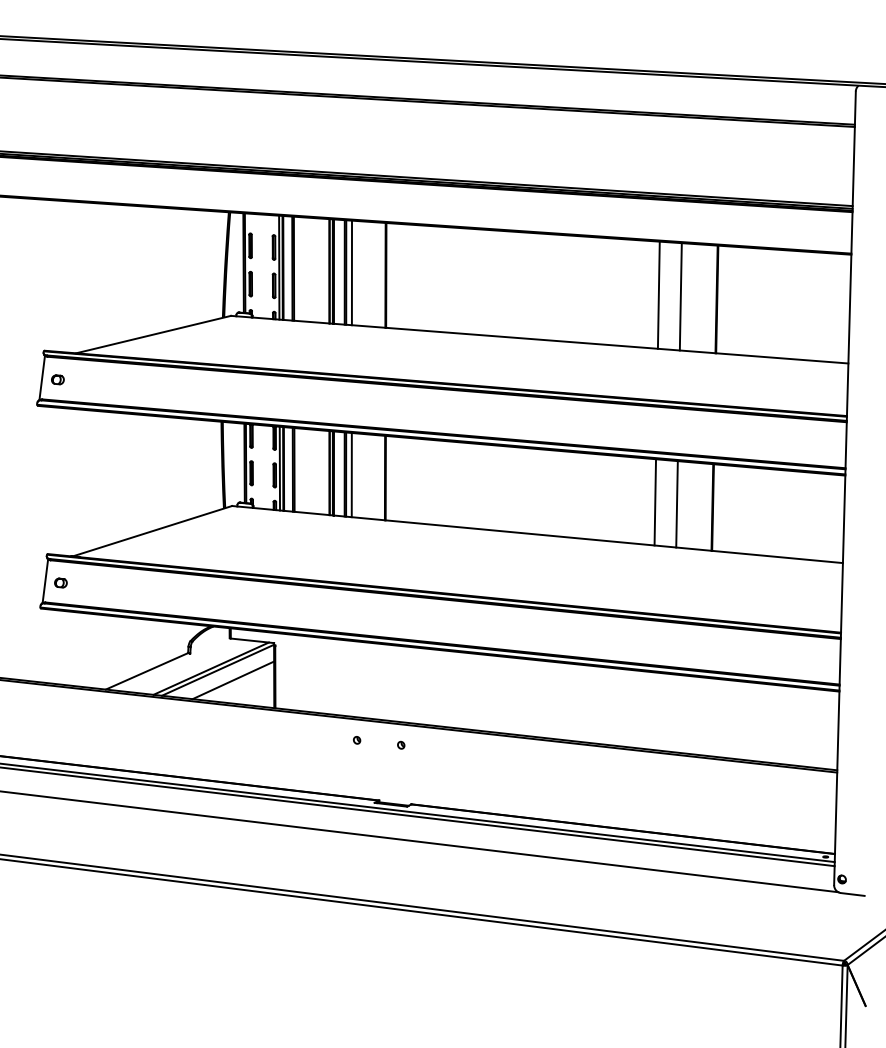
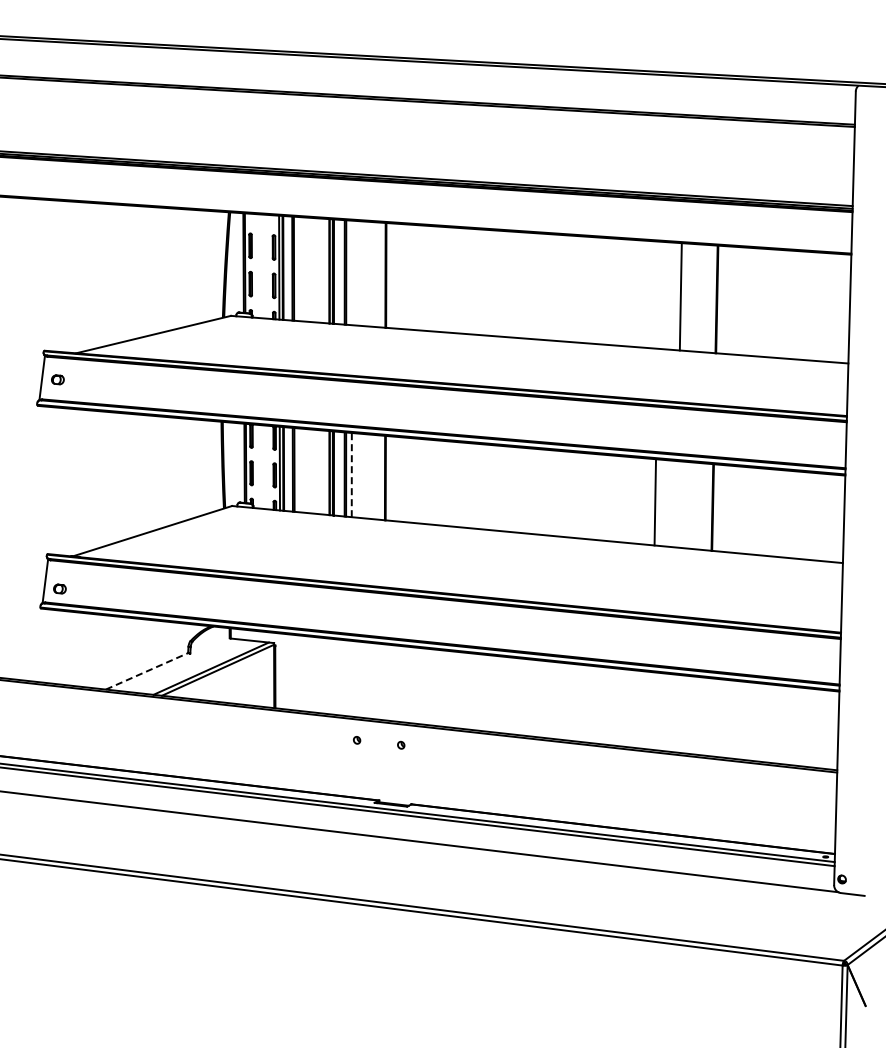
line: present -> none (351, 272)
line: present -> none (658, 294)
line: solid -> dashed (351, 474)
line: present -> none (676, 504)
part position: (60, 582) -> (59, 588) (59, 588)
line: solid -> dashed (146, 671)
line: present -> none (233, 680)
